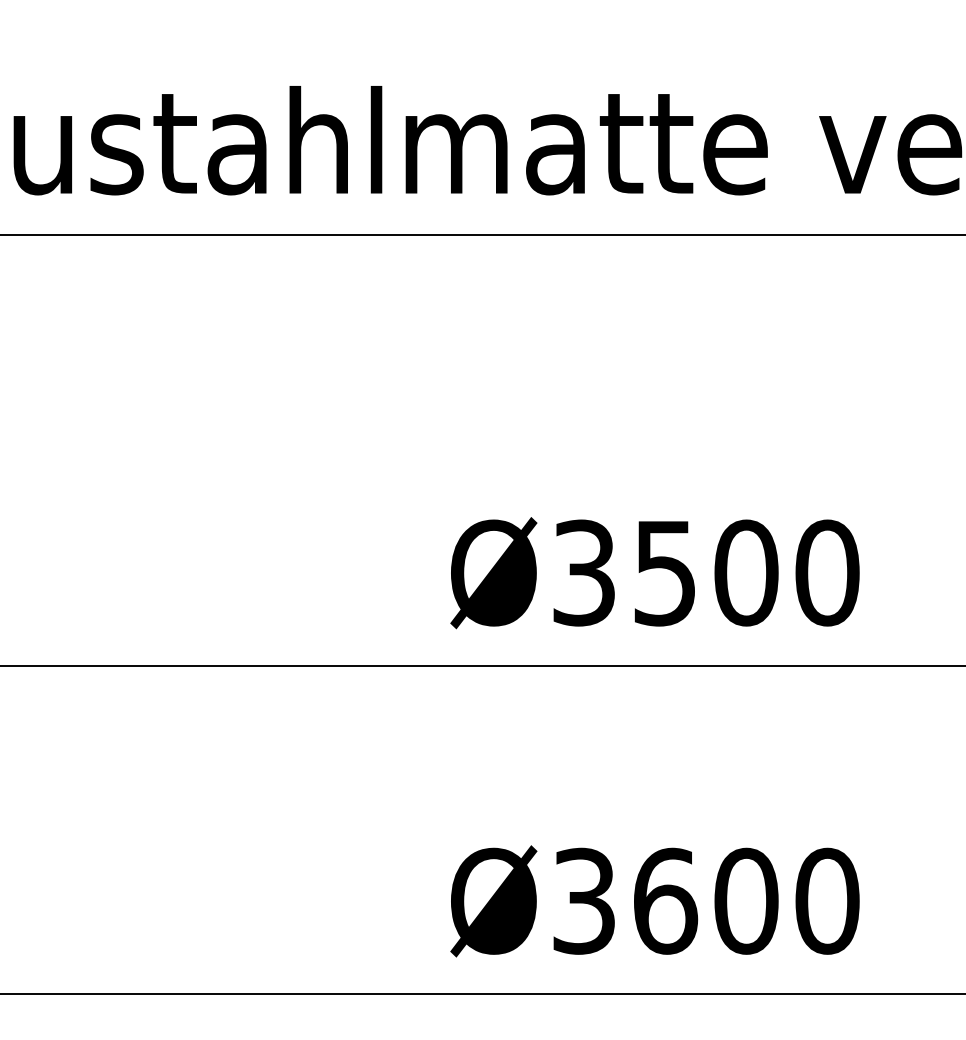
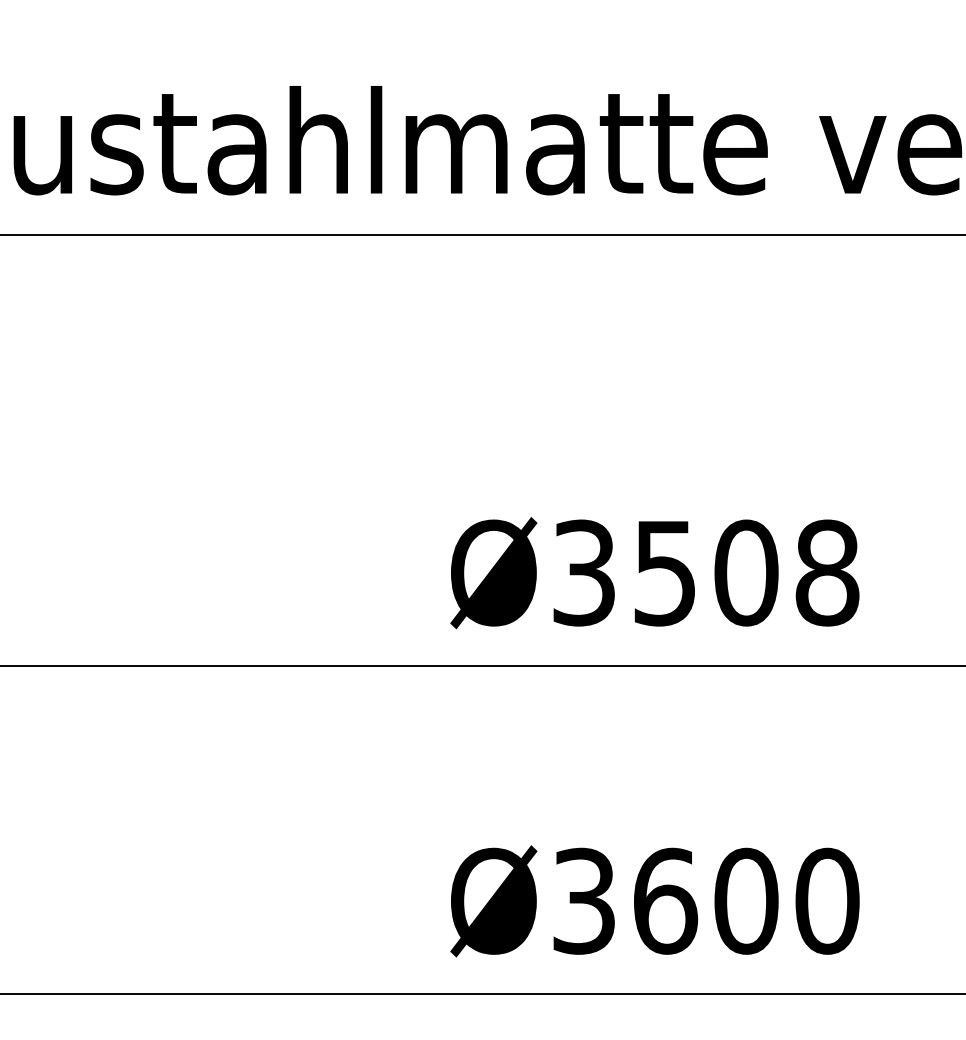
text: Ø3500 -> Ø3508 (827, 572)
